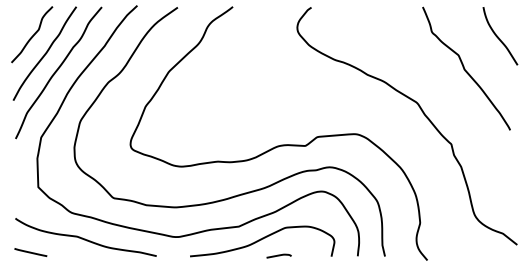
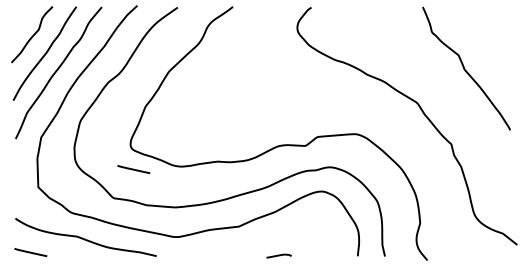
curve: present -> none (499, 37)
line: none -> present (133, 169)
curve: present -> none (261, 240)
